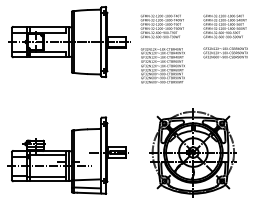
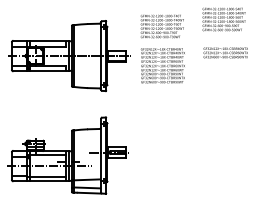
text position: (224, 26) -> (223, 19) (223, 19)
part position: (69, 42) -> (69, 56) (69, 56)
part: present -> none (192, 152)
